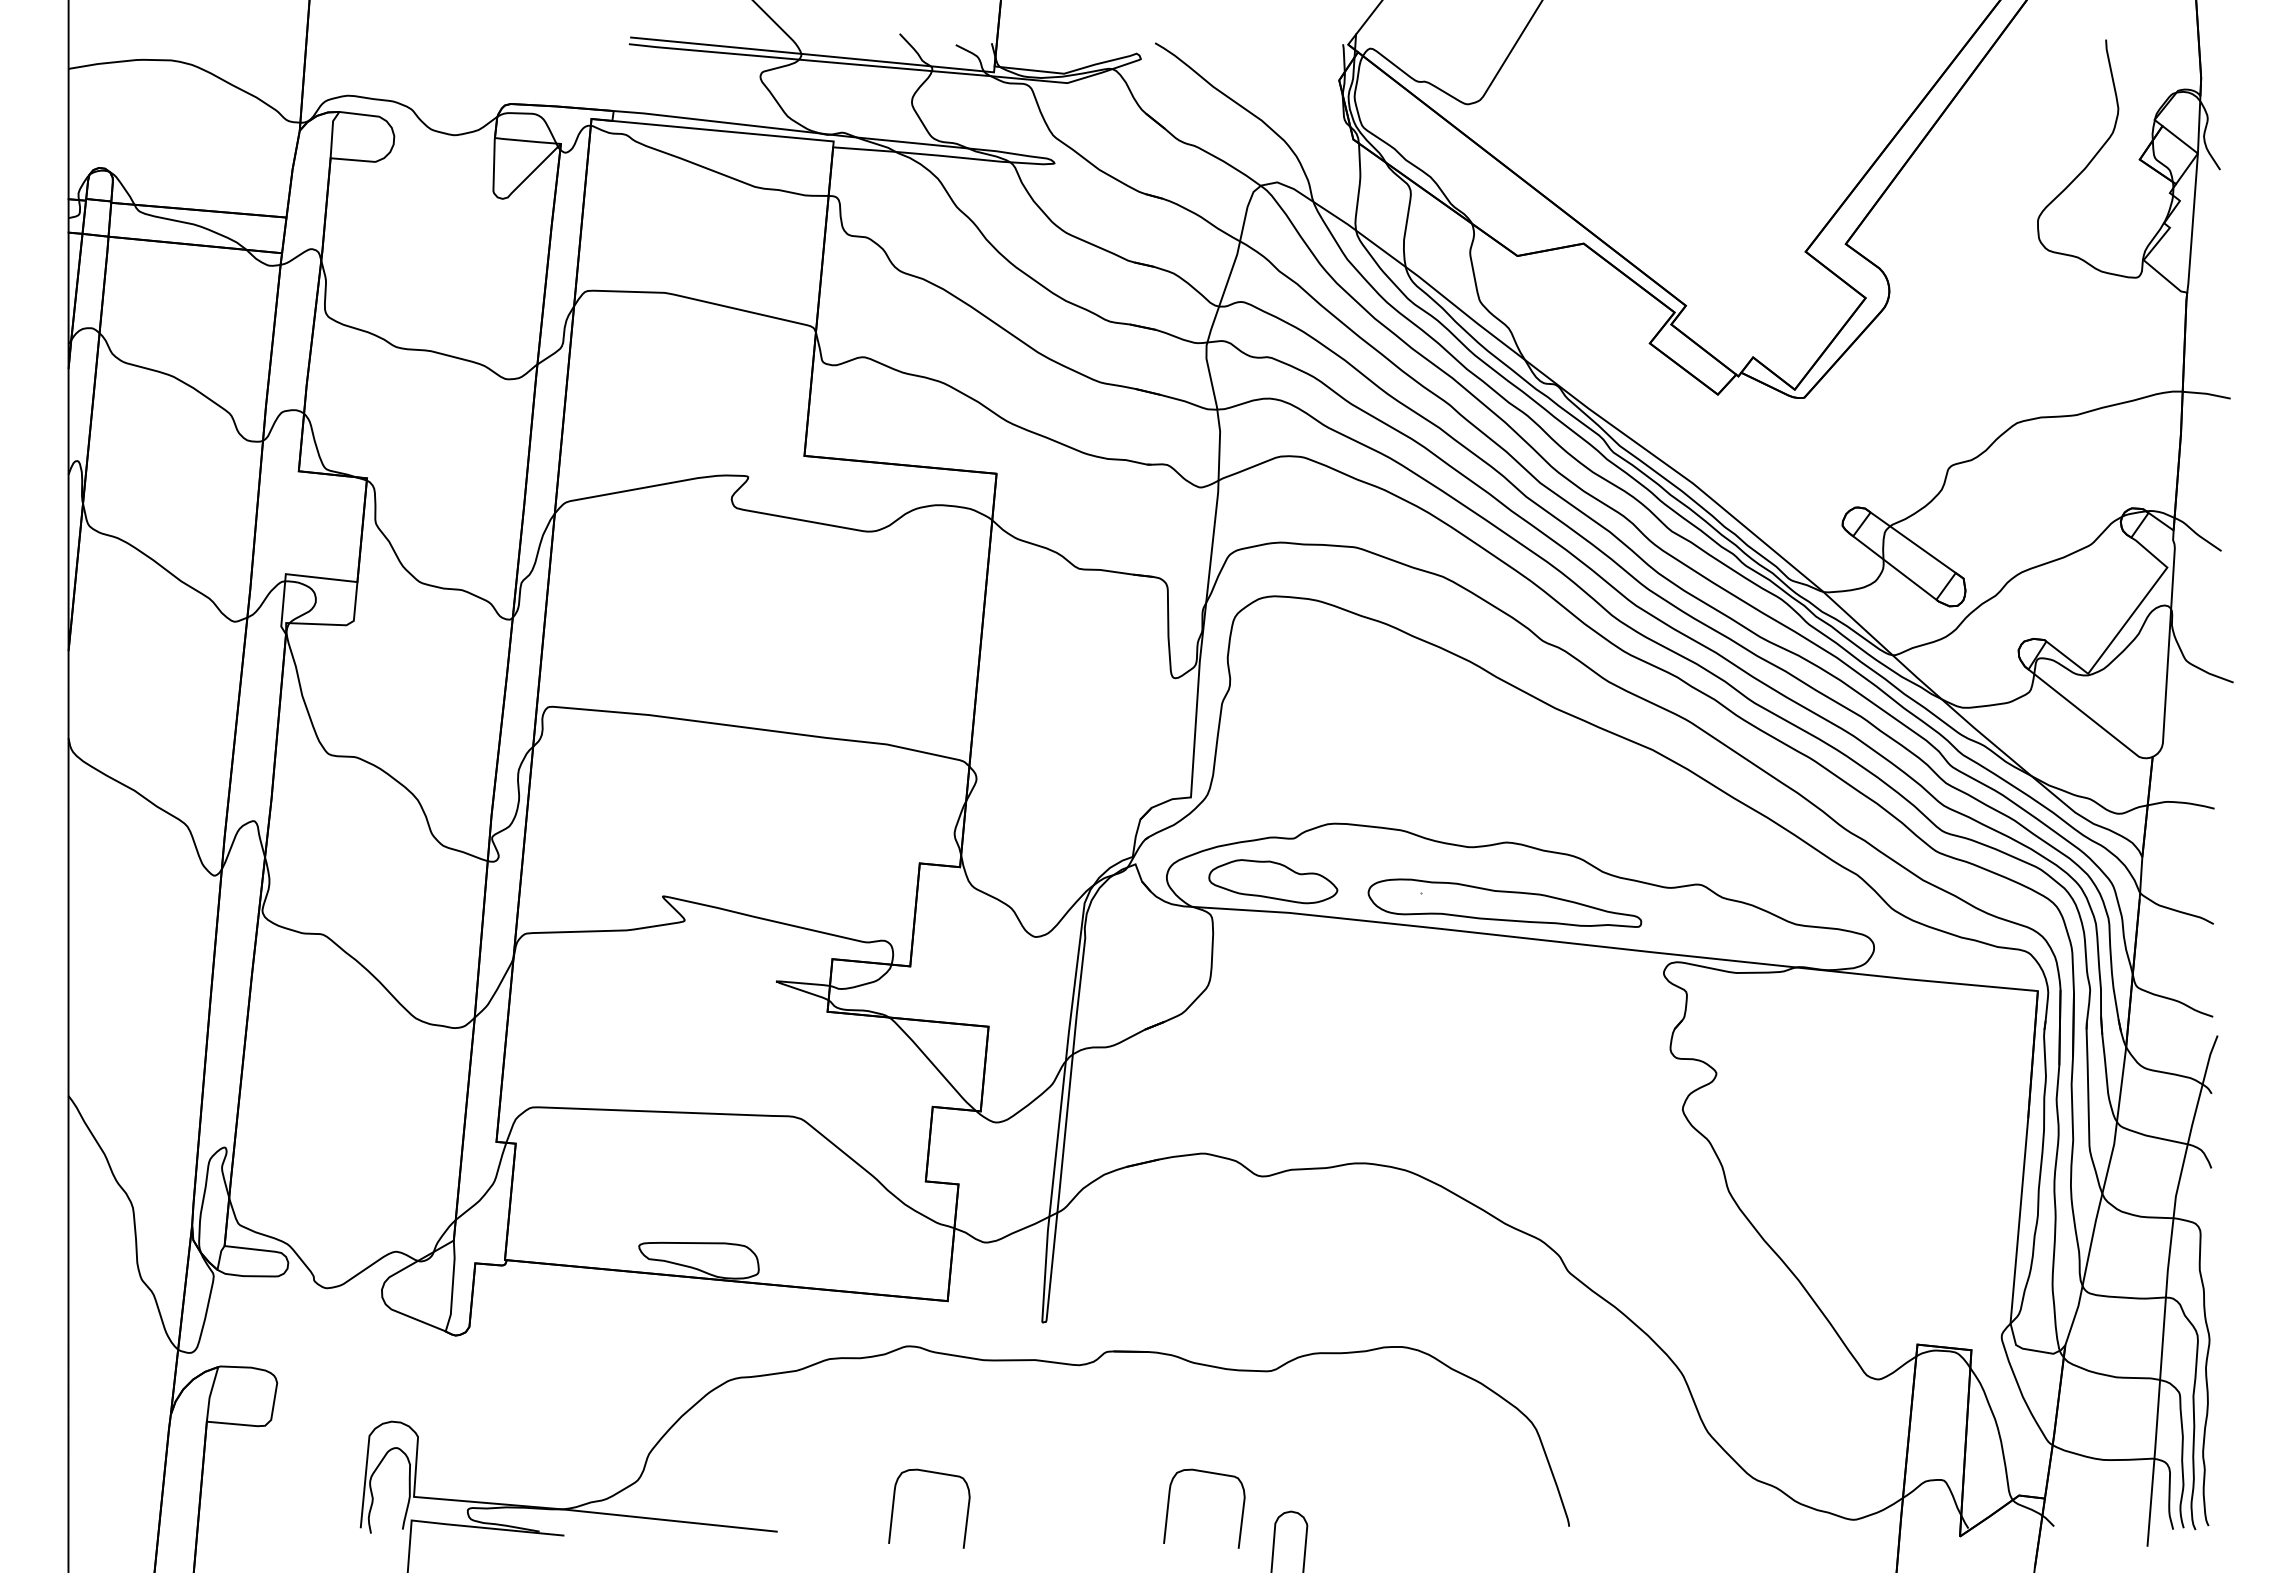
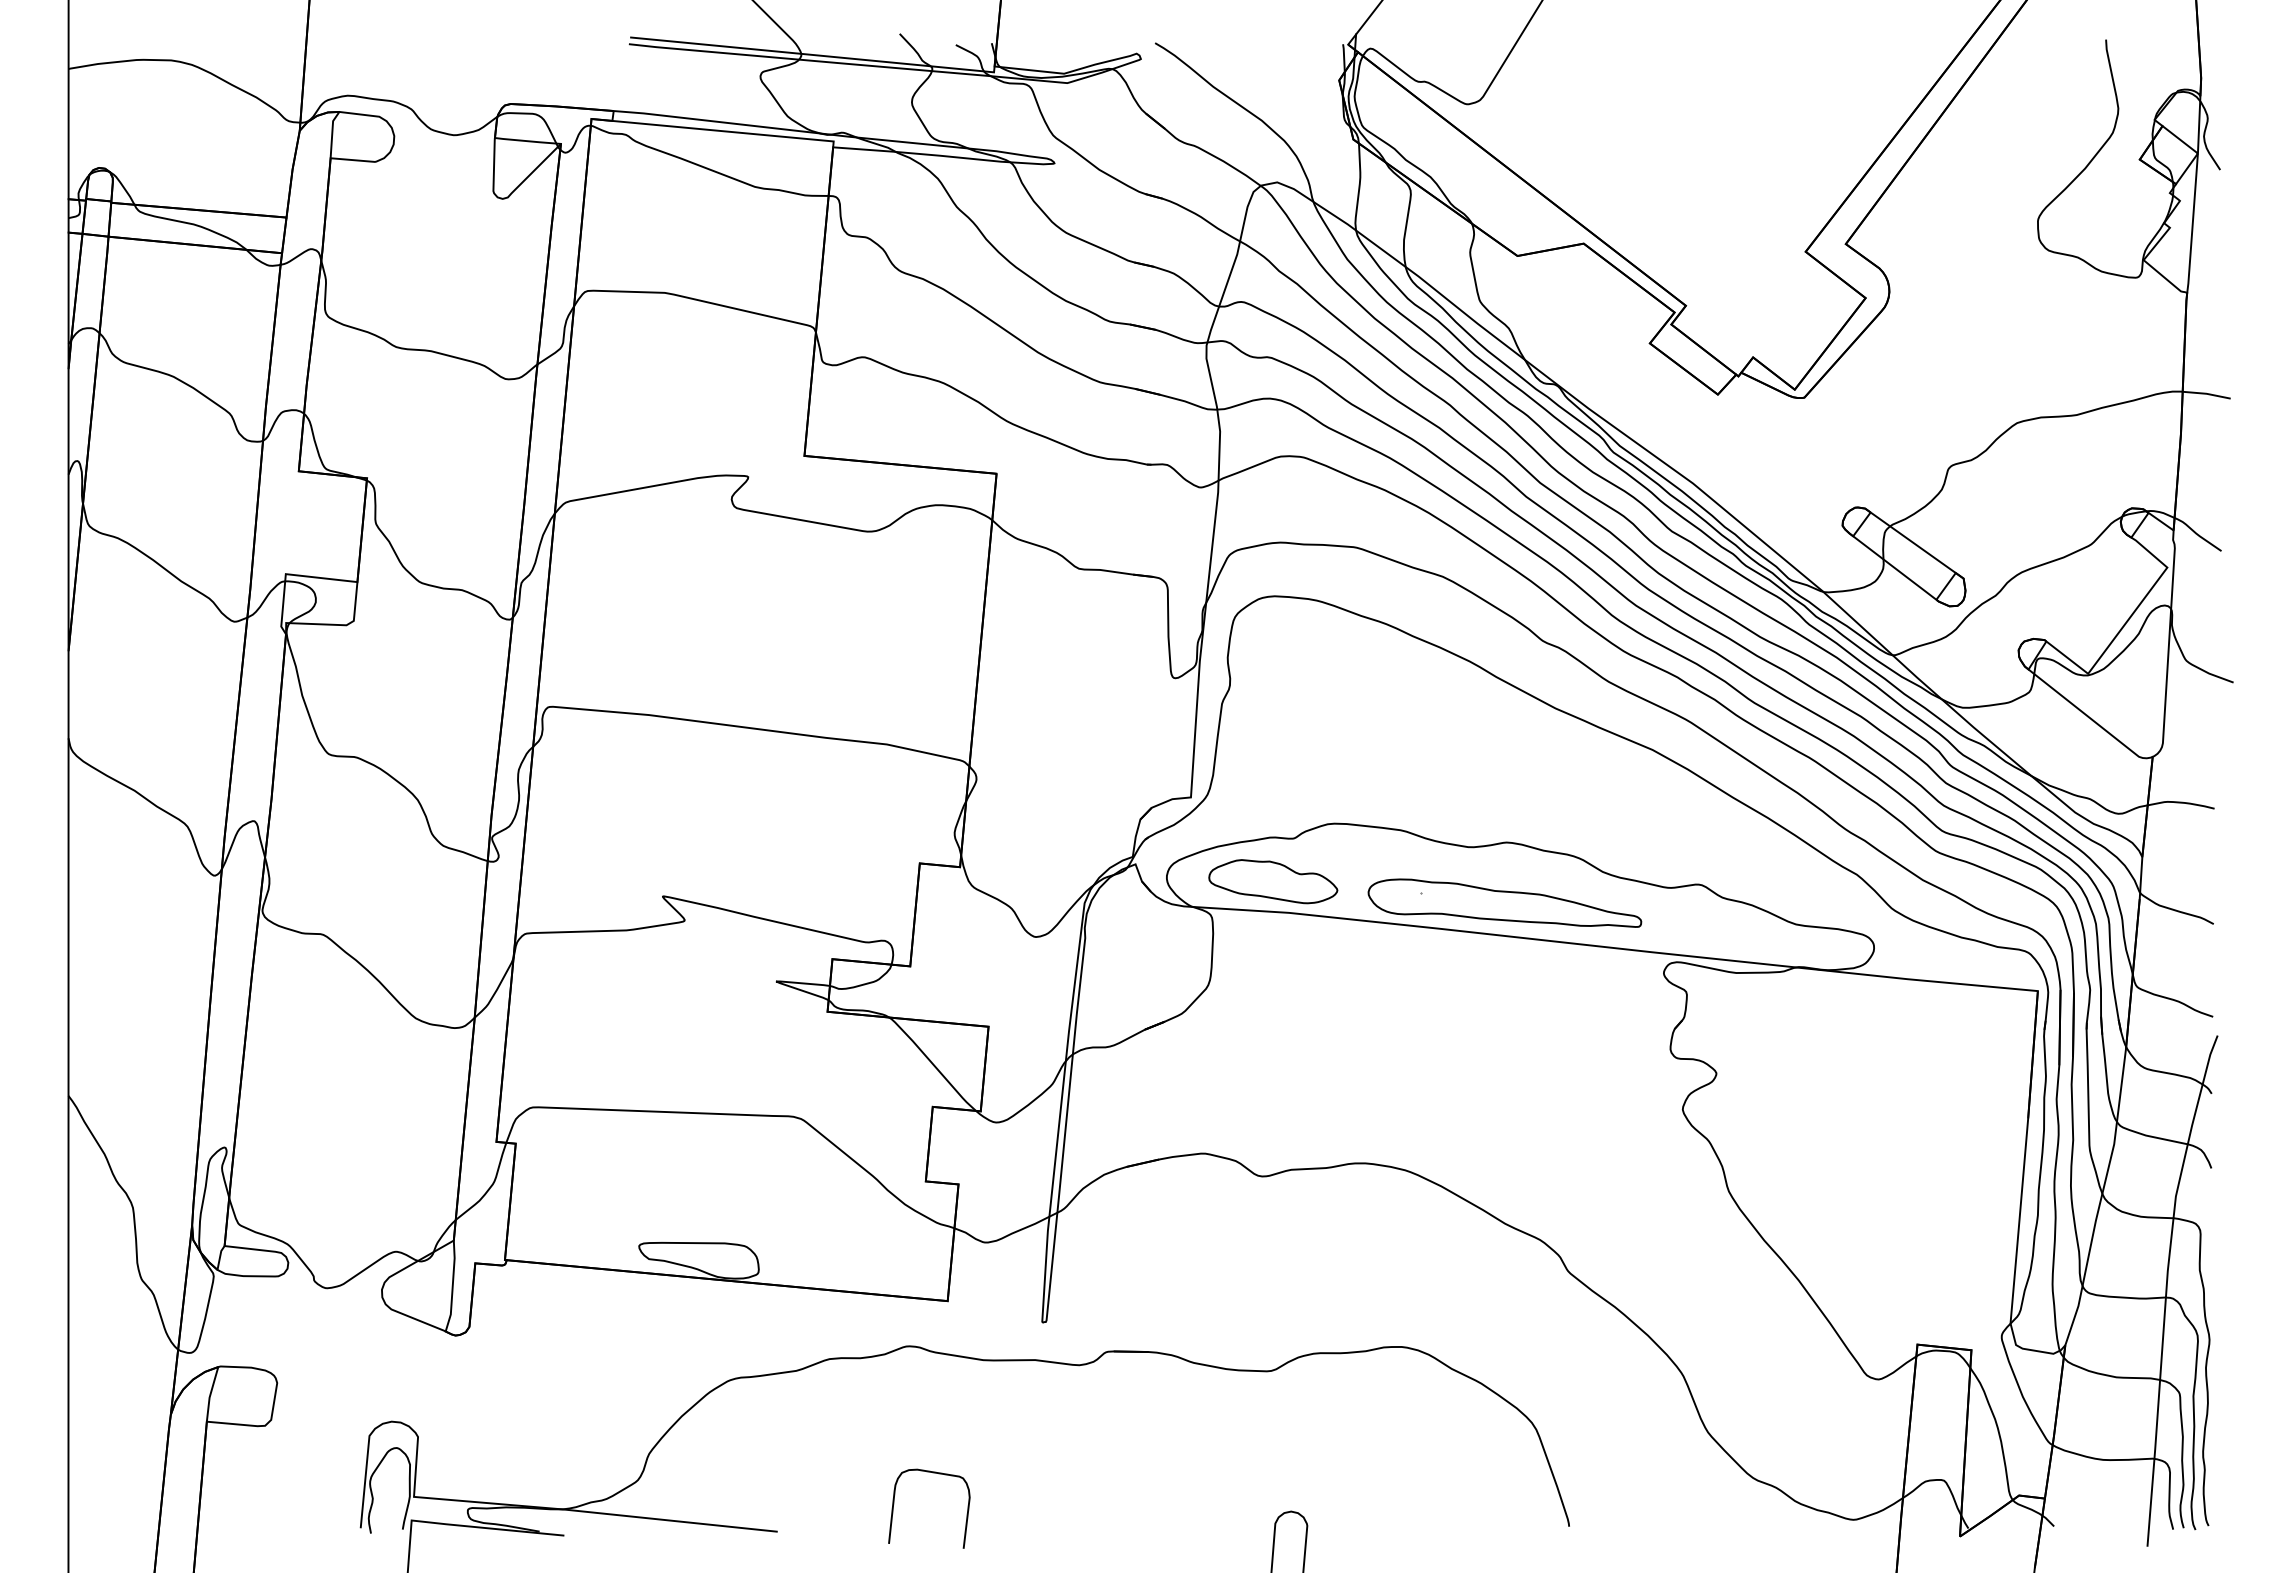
curve: present -> none (1207, 1473)
